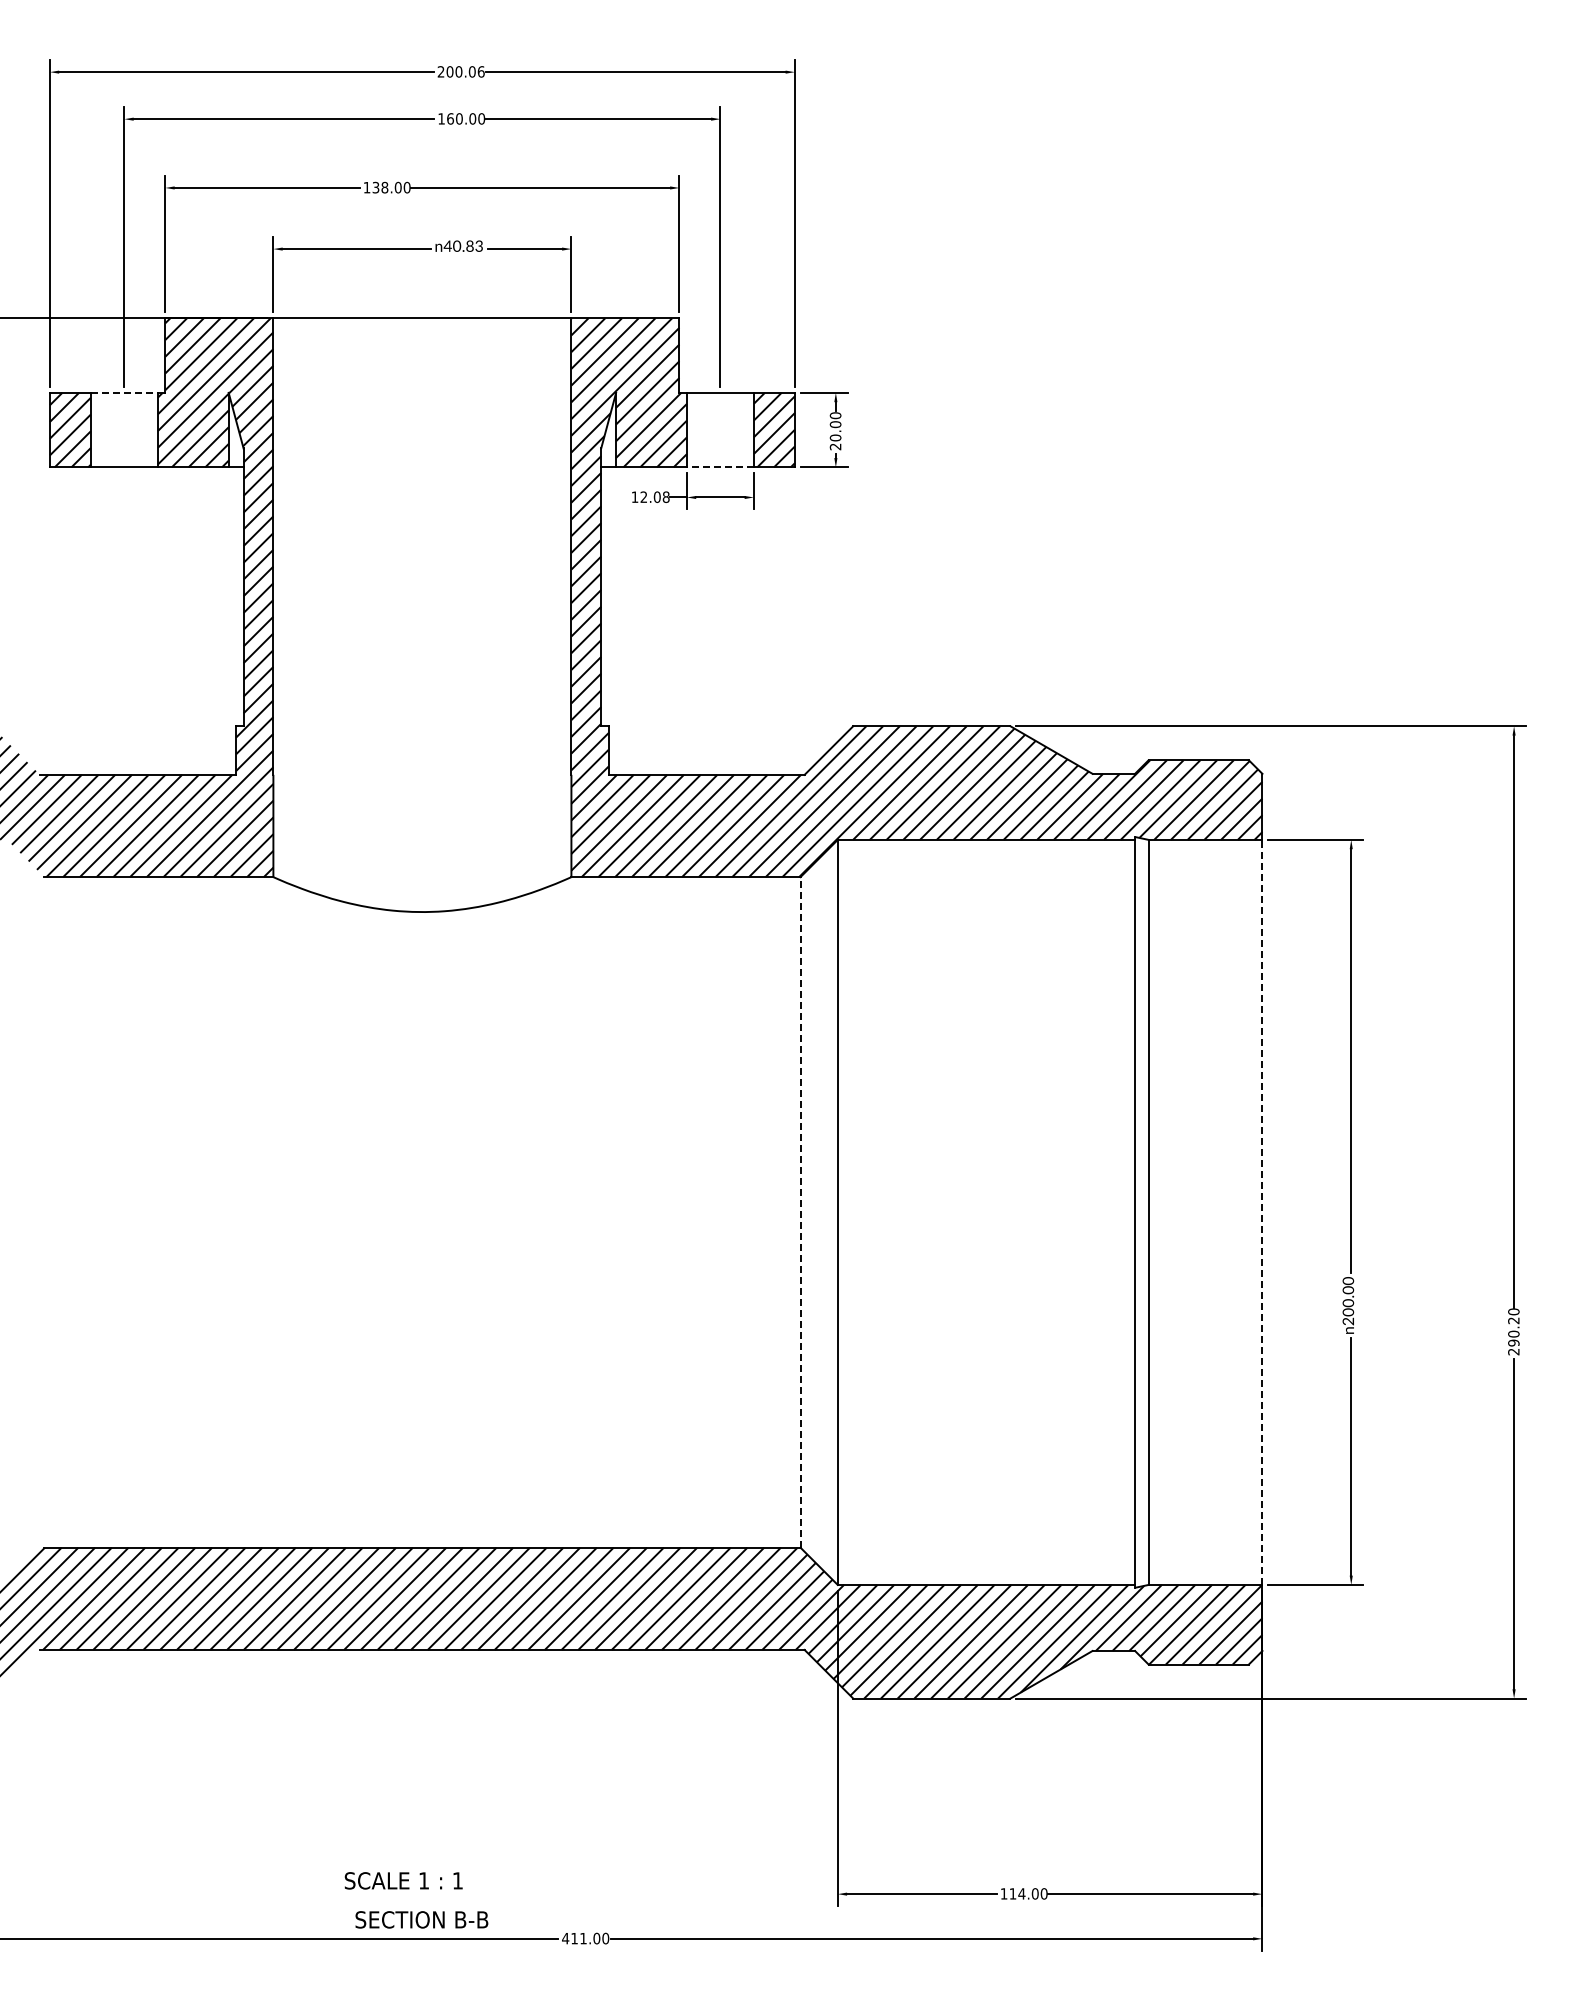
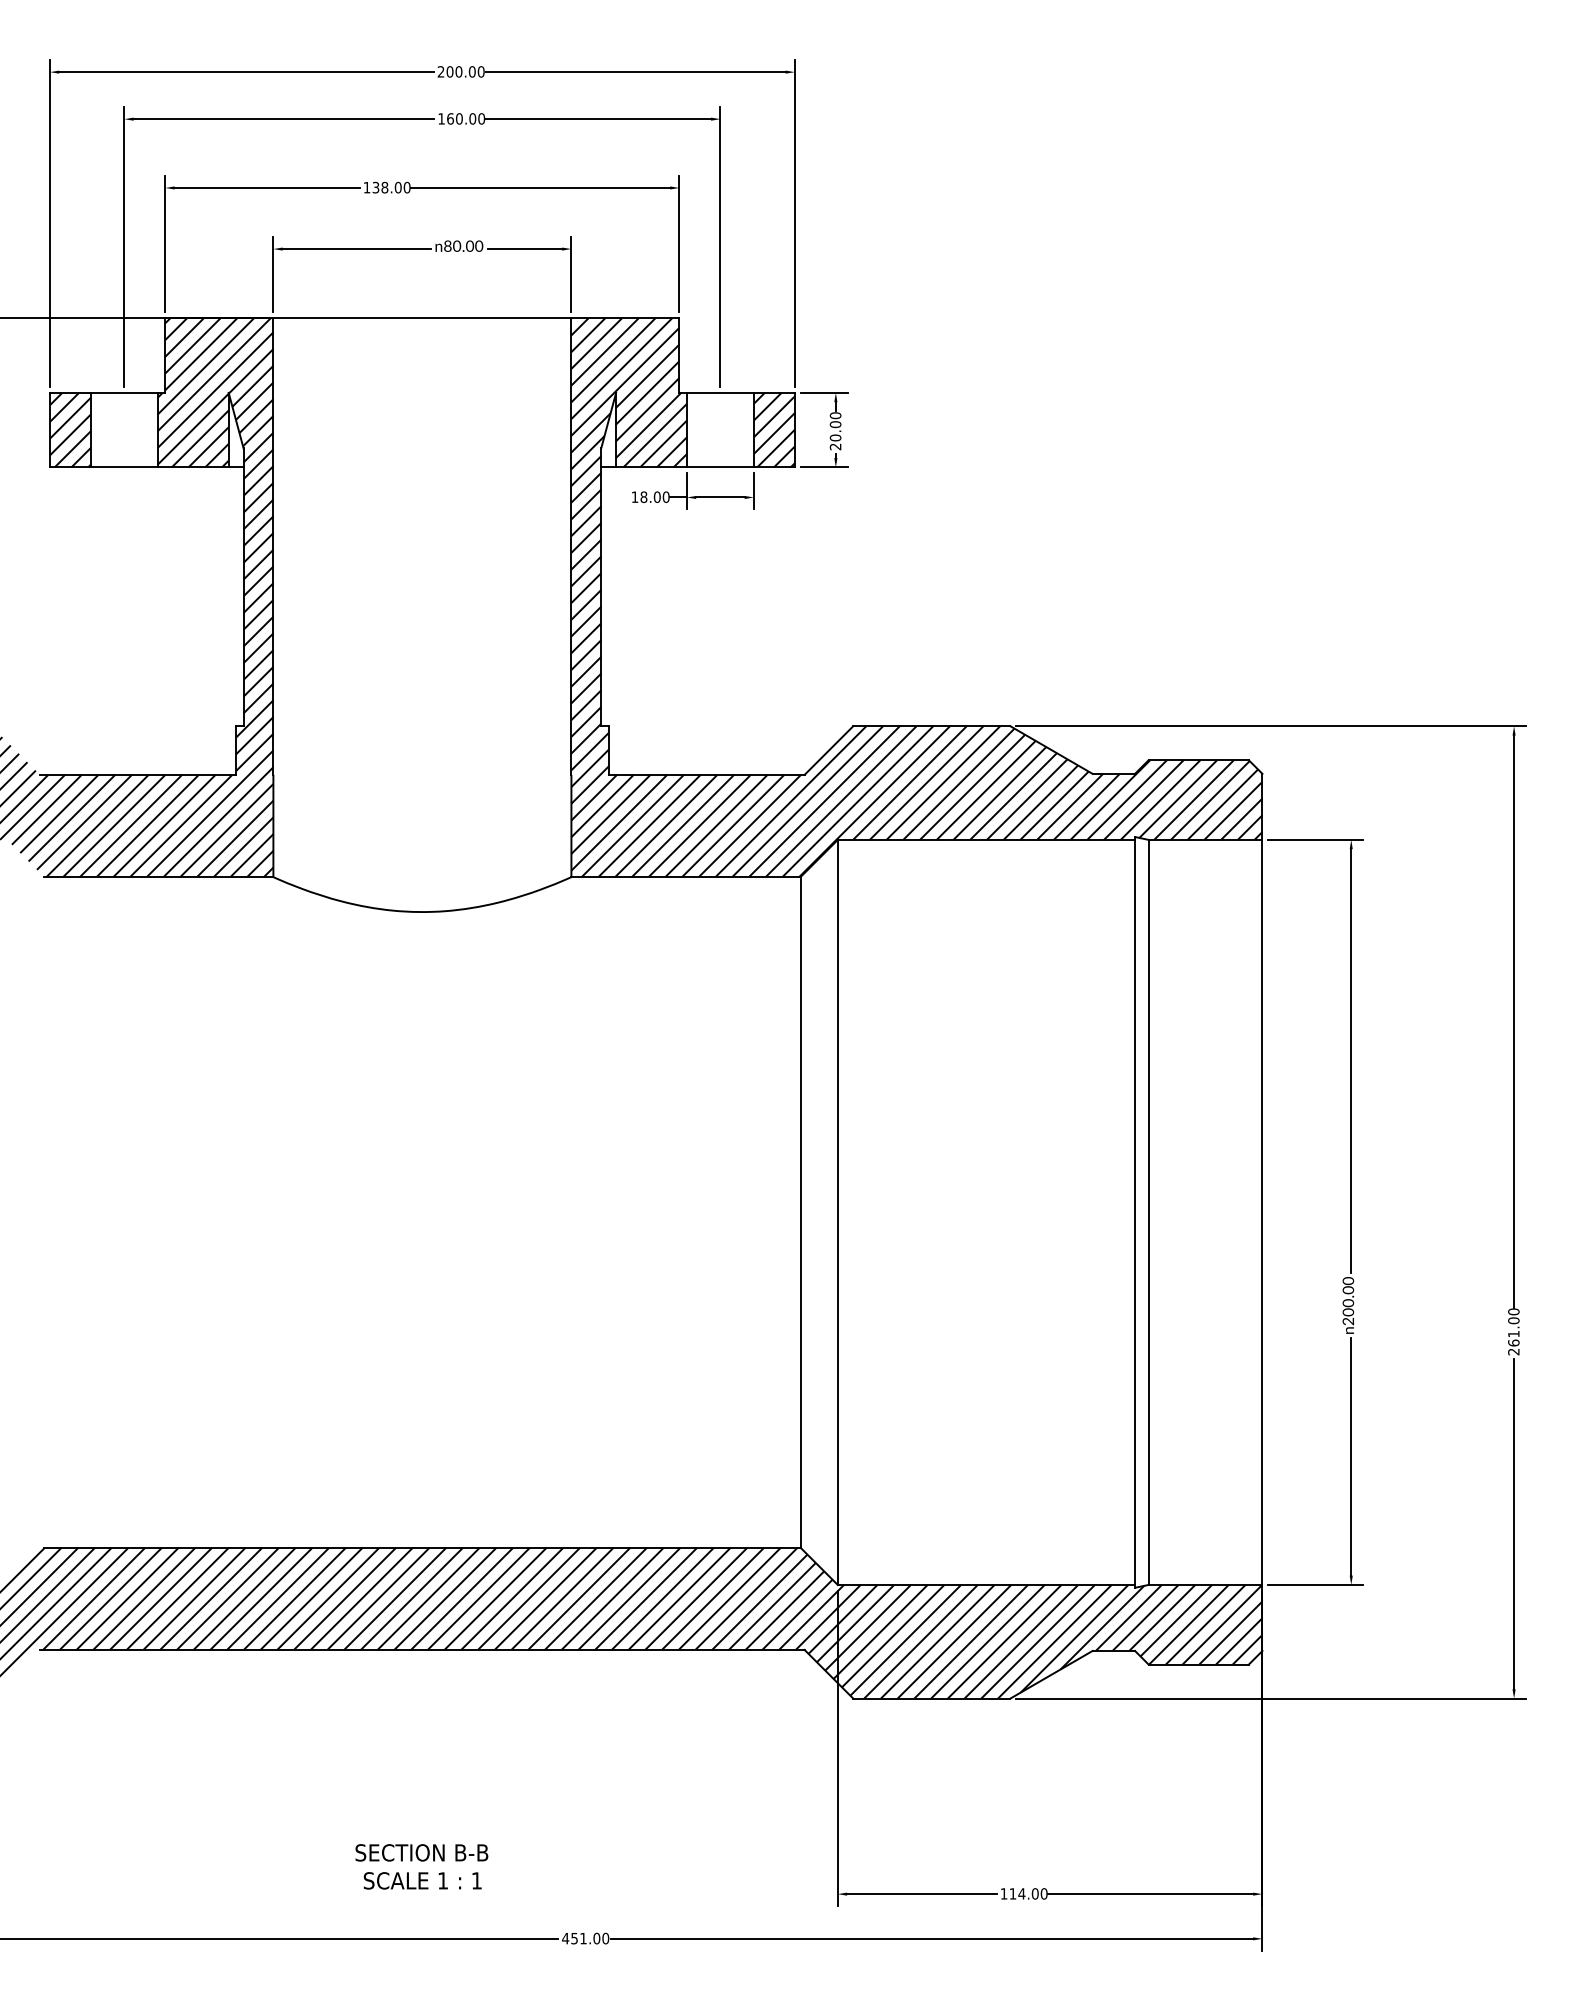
text: 200.06 -> 200.00 (481, 71)
text: 40.83 -> 80.00 (463, 245)
line: dashed -> solid (124, 392)
line: dashed -> solid (720, 467)
text: 12.08 -> 18.00 (654, 496)
line: dashed -> solid (800, 1211)
line: dashed -> solid (1262, 1212)
text: 290.20 -> 261.00 (1513, 1331)
text position: (403, 1880) -> (422, 1880) (422, 1880)
text position: (421, 1919) -> (421, 1852) (421, 1852)
text: 411.00 -> 451.00 (574, 1938)
